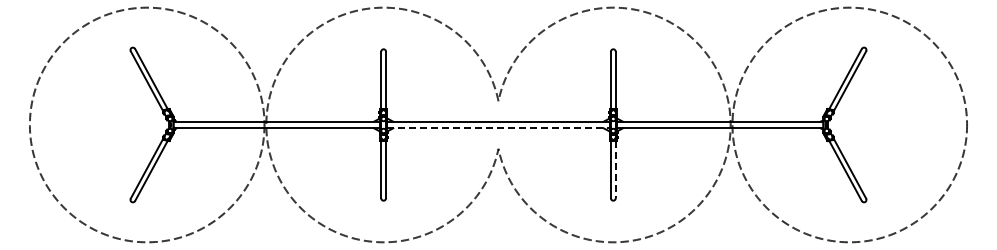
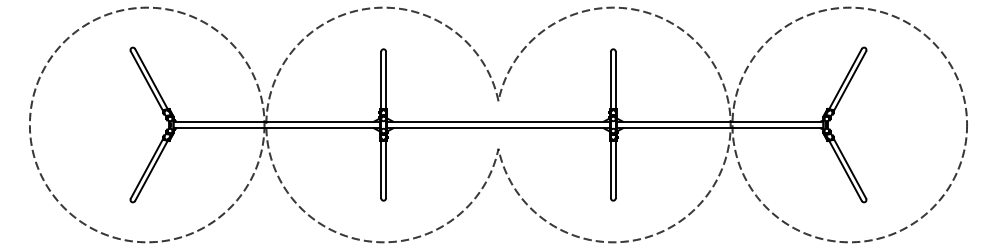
line: dashed -> solid (498, 128)
line: dashed -> solid (615, 169)
